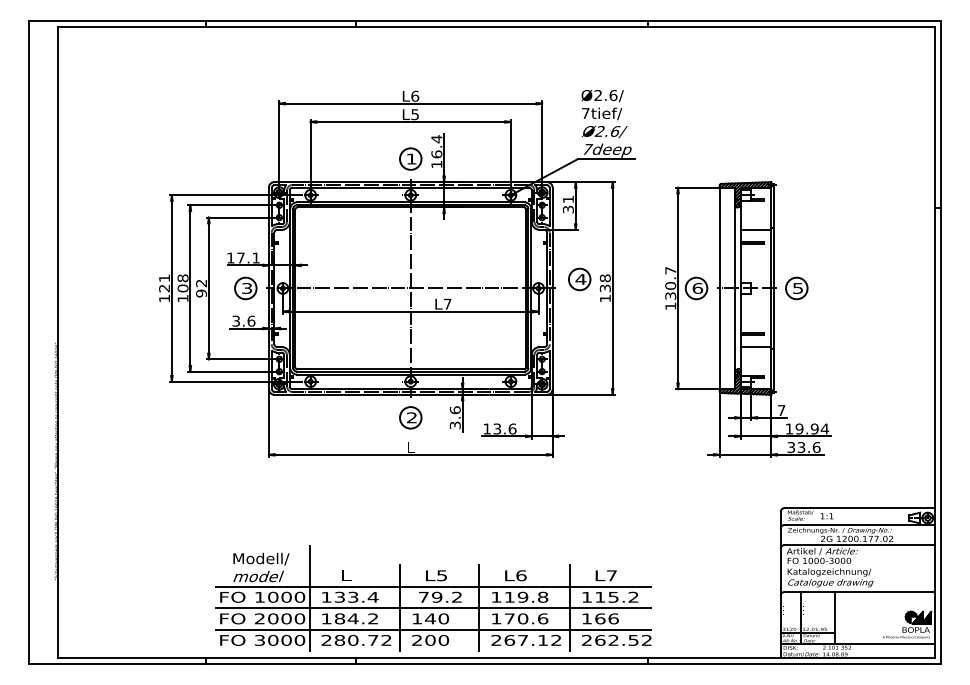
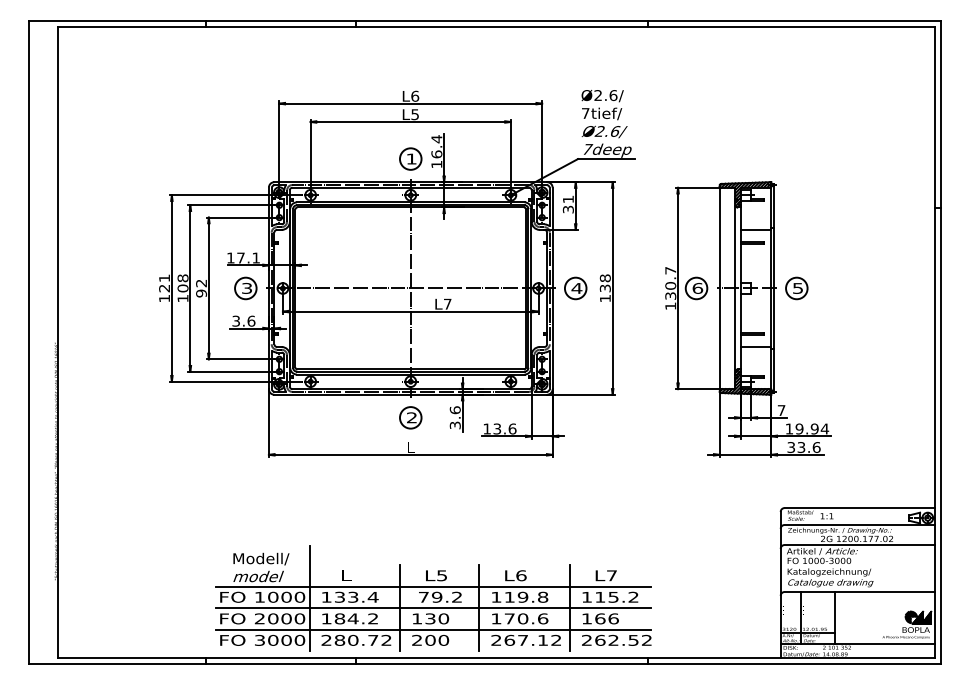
part position: (579, 279) -> (575, 288) (575, 288)
text: 140 -> 130 (430, 618)
